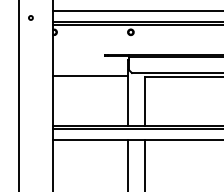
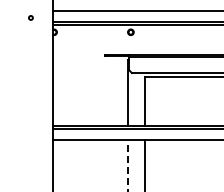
line: present -> none (90, 75)
line: present -> none (19, 95)
line: solid -> dashed (128, 165)
